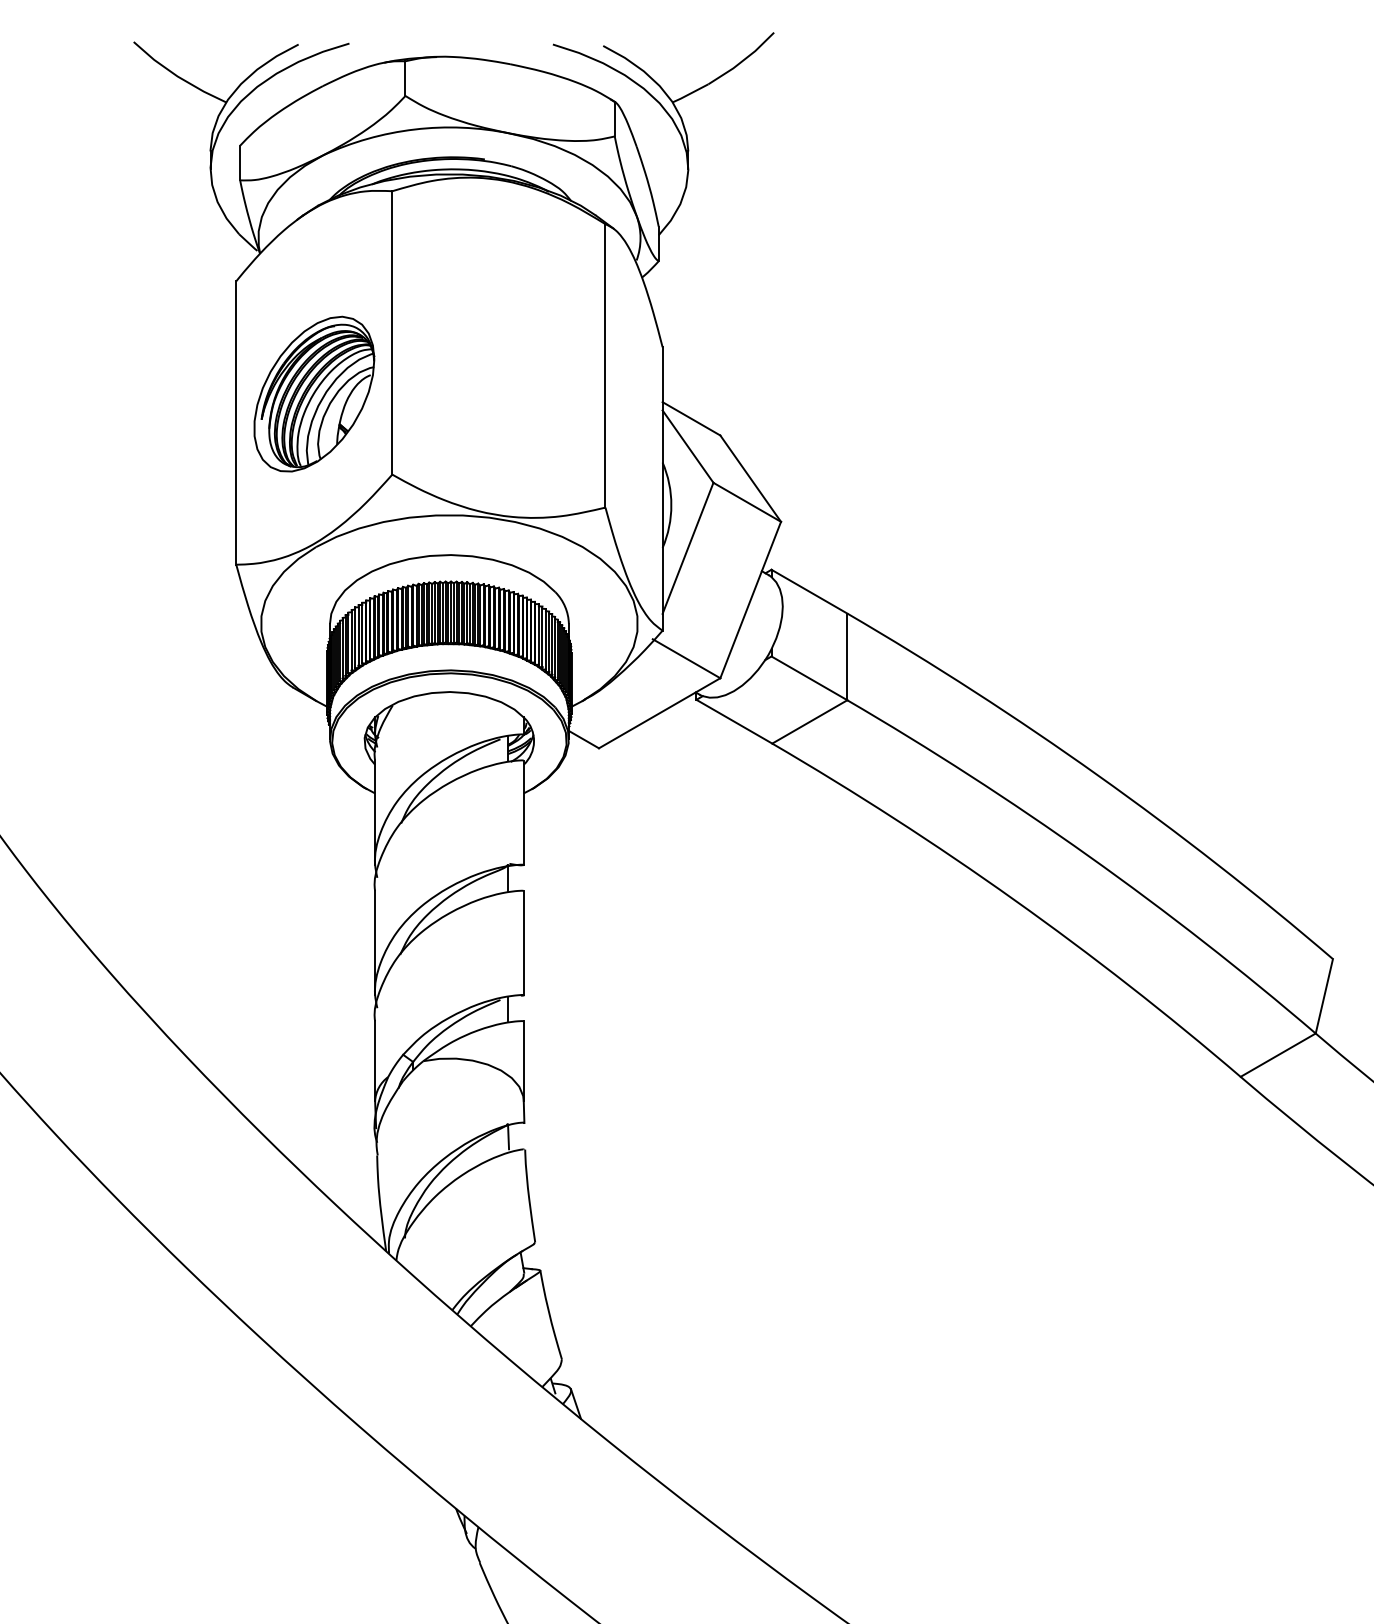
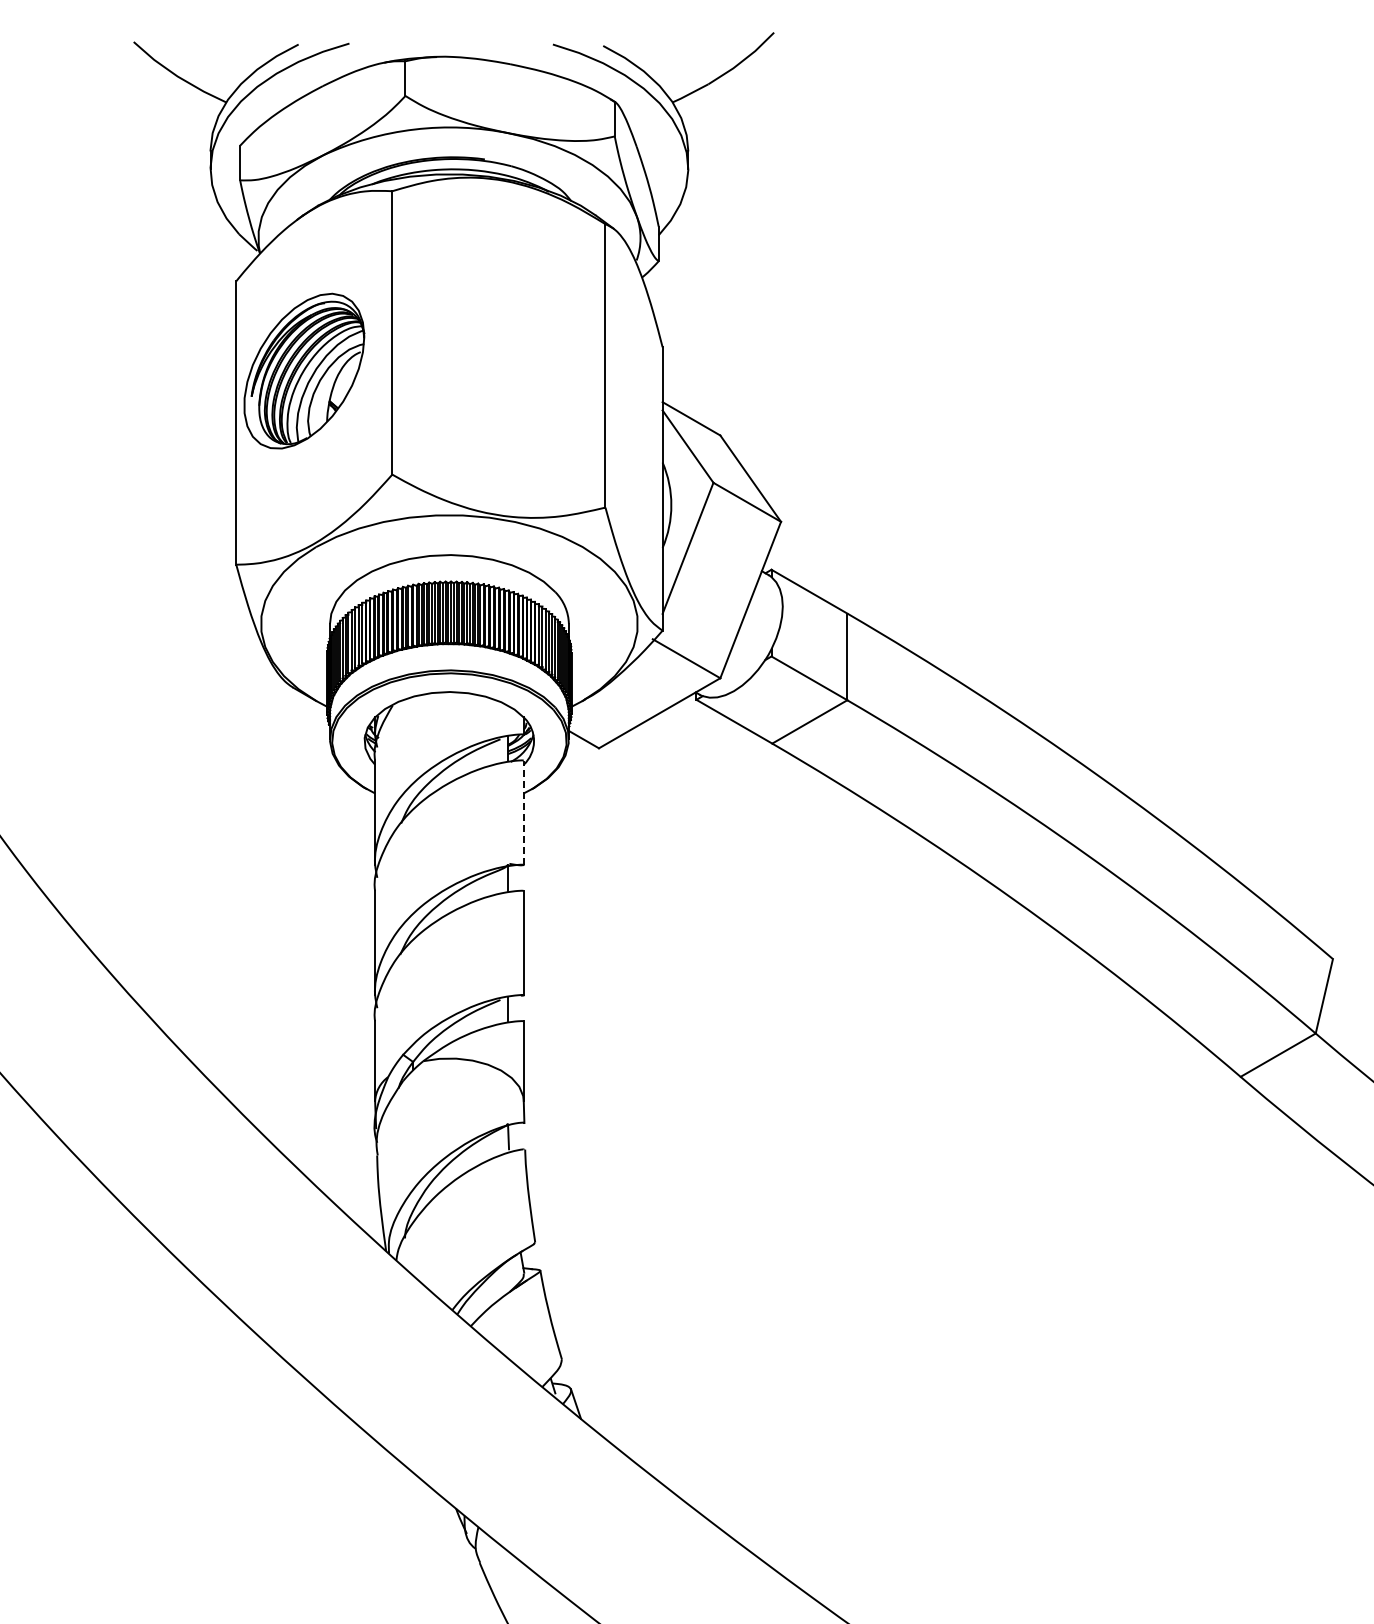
part position: (314, 393) -> (304, 370) (304, 370)
line: solid -> dashed (523, 812)
